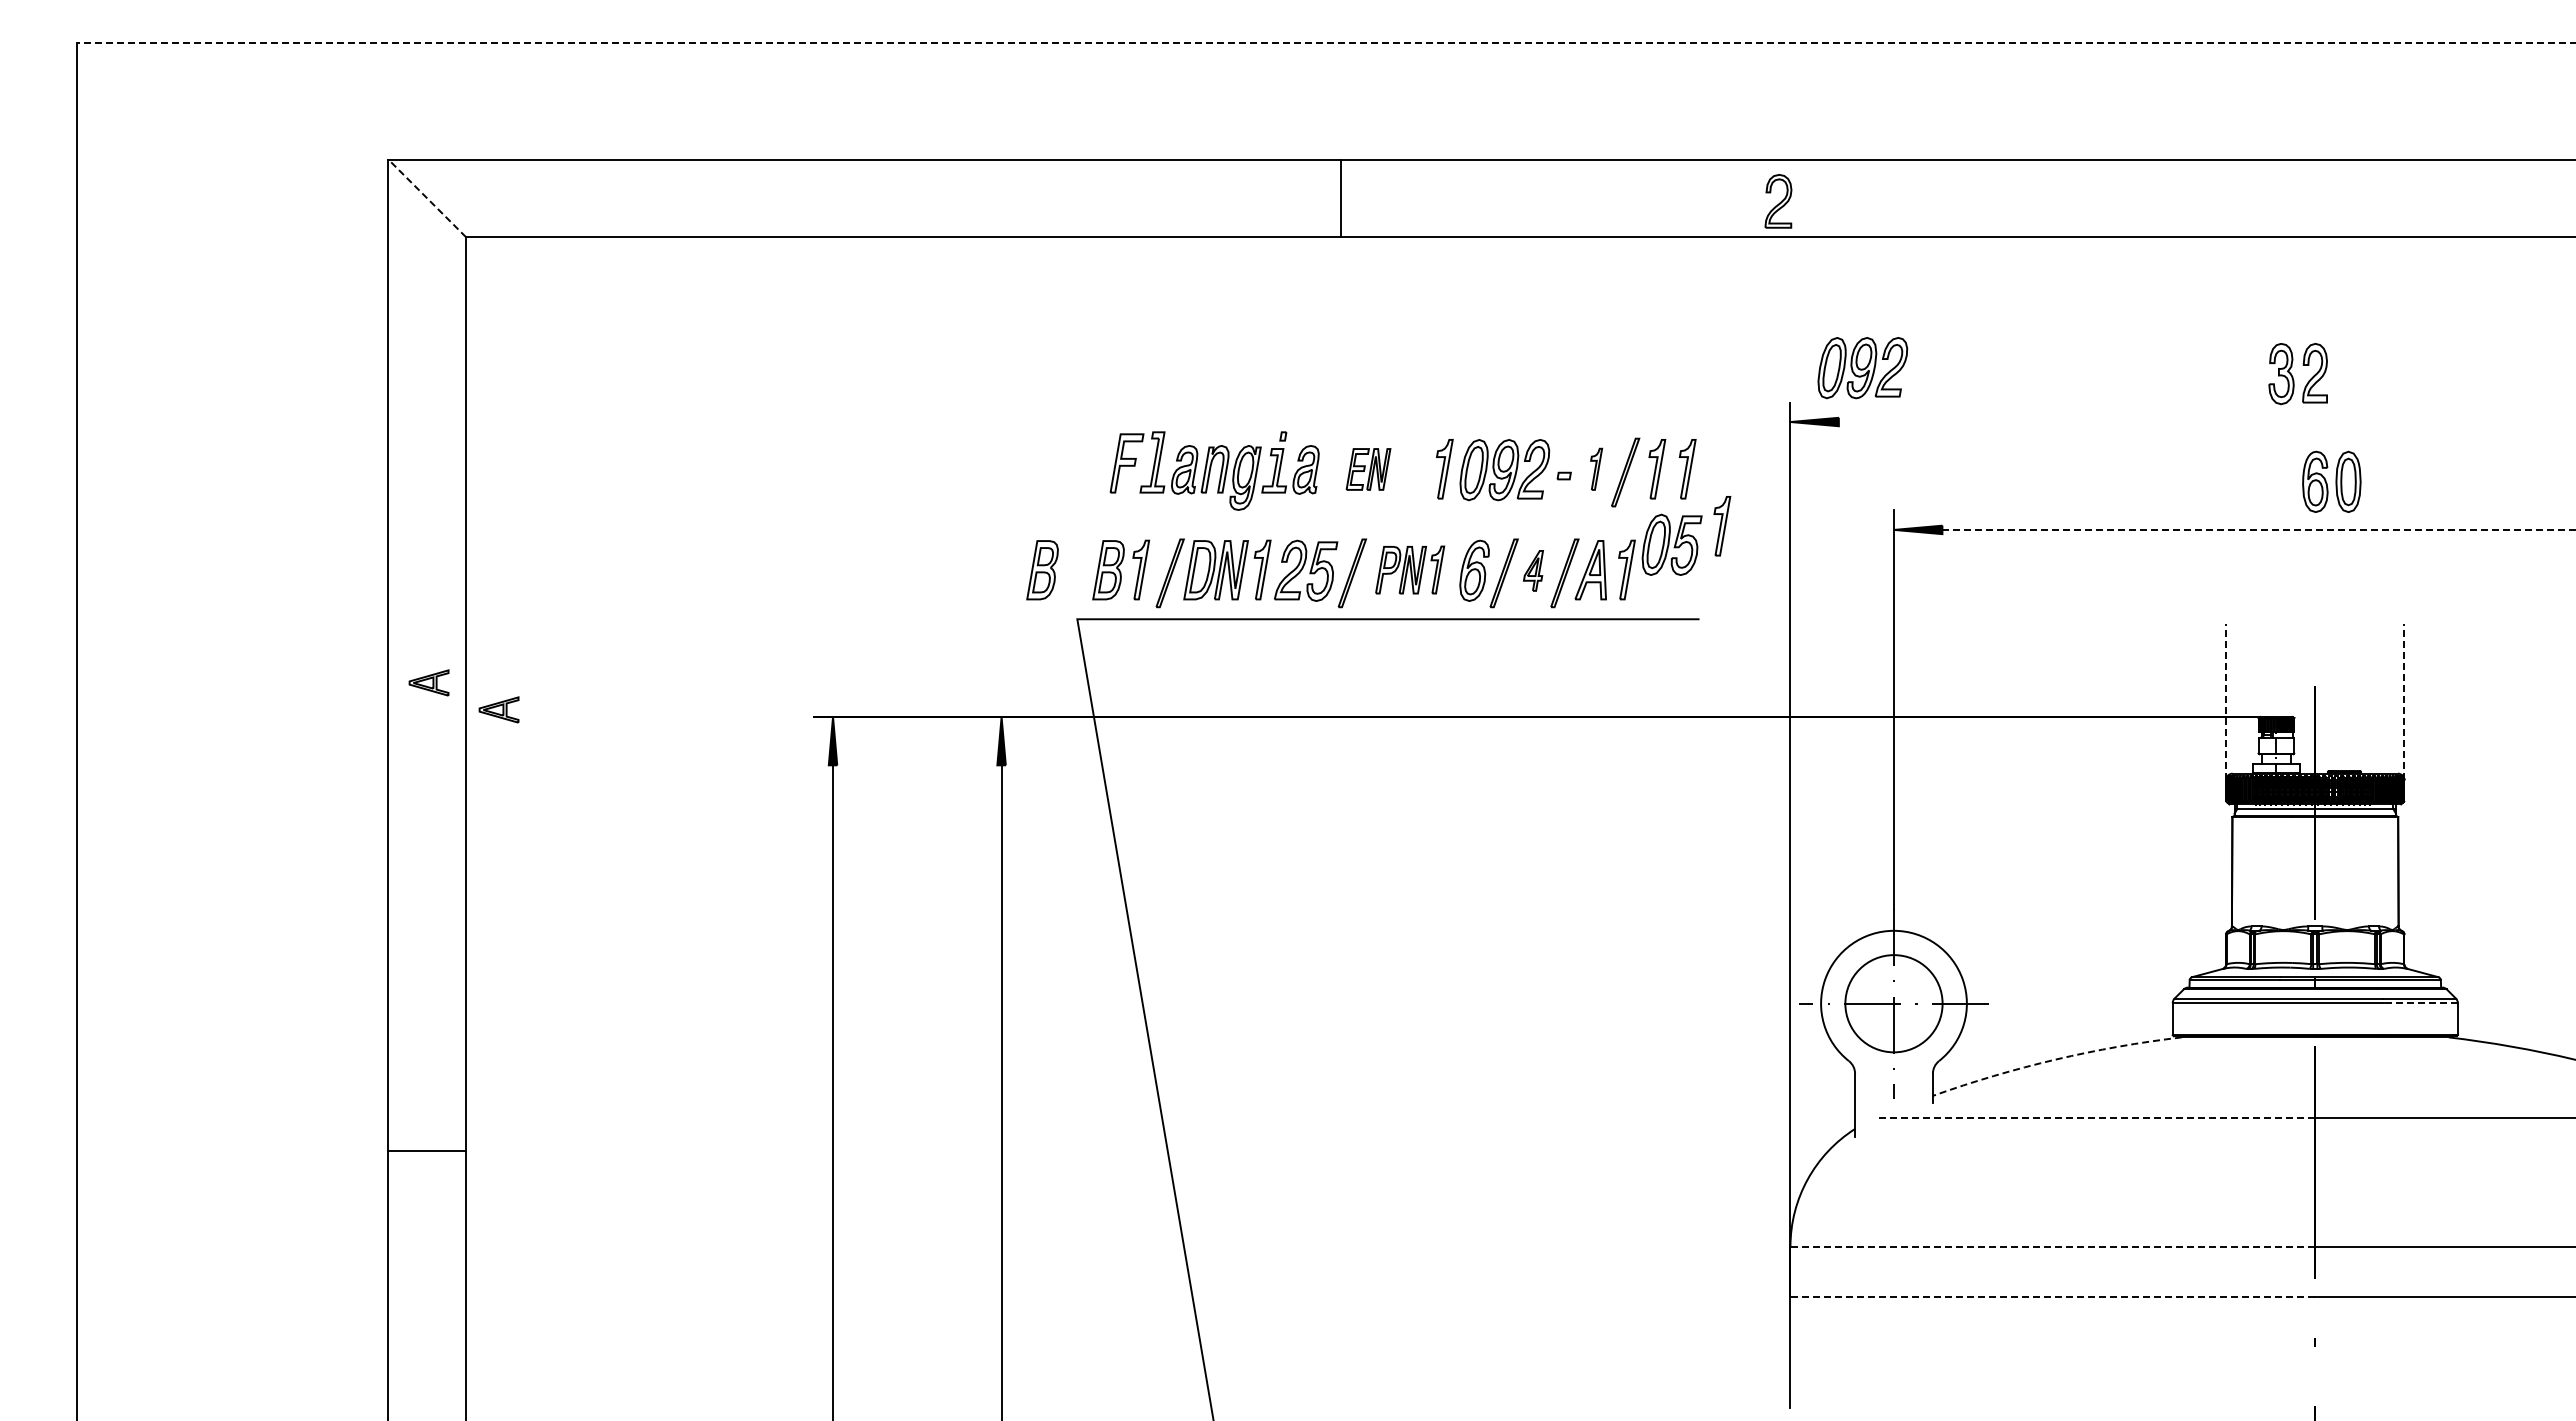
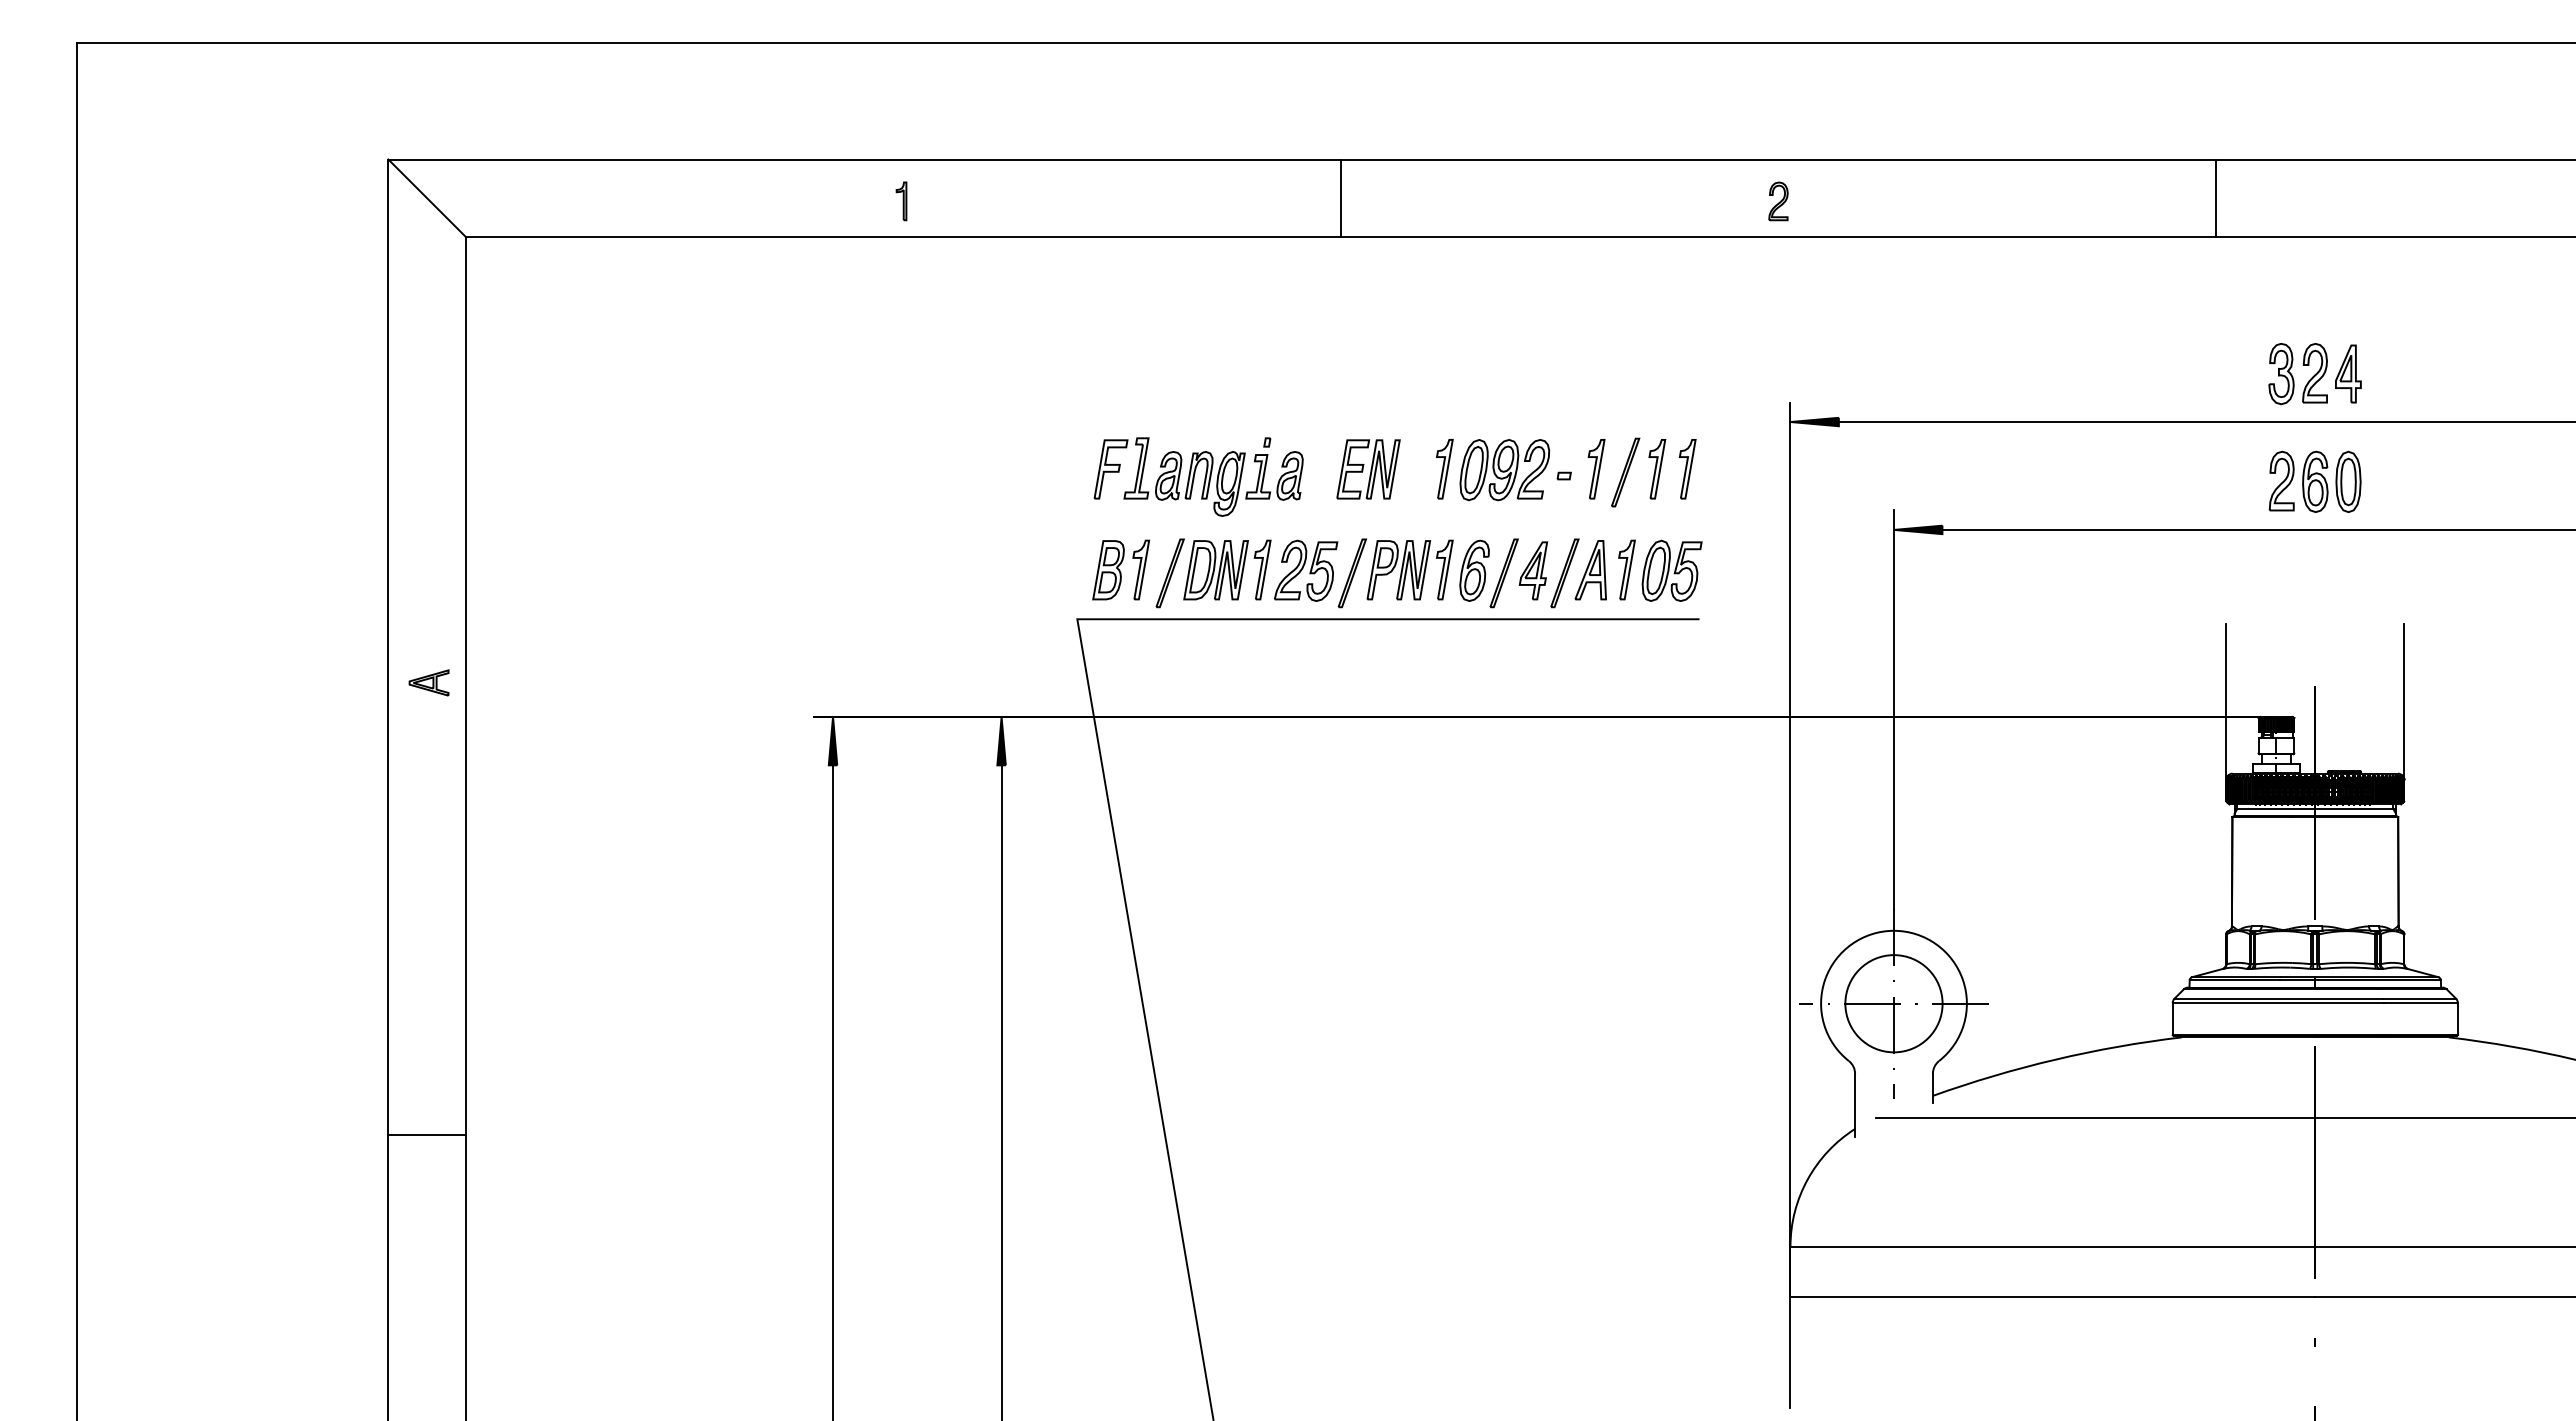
line: dashed -> solid (1326, 42)
line: dashed -> solid (427, 198)
line: none -> present (2216, 198)
part: none -> present (901, 201)
part size: 29x55 px -> 21x41 px (1778, 201)
part: present -> none (1862, 368)
part: none -> present (2348, 373)
line: none -> present (2205, 422)
part size: 14x44 px -> 19x61 px (1596, 469)
part size: 47x43 px -> 65x61 px (1368, 469)
part position: (1214, 470) -> (1198, 476) (1198, 476)
part: none -> present (2281, 480)
part: present -> none (1722, 526)
line: dashed -> solid (2259, 529)
part position: (1671, 544) -> (1671, 570) (1671, 570)
part size: 71x50 px -> 88x62 px (1409, 569)
part: present -> none (1042, 570)
part size: 21x42 px -> 31x60 px (1533, 570)
line: dashed -> solid (2226, 702)
line: dashed -> solid (2404, 702)
part: present -> none (498, 709)
line: dashed -> solid (2420, 1003)
arc: dashed -> solid (2055, 1059)
line: dashed -> solid (2095, 1118)
line position: (427, 1150) -> (427, 1134) (427, 1134)
line: dashed -> solid (2052, 1246)
line: dashed -> solid (2052, 1296)
